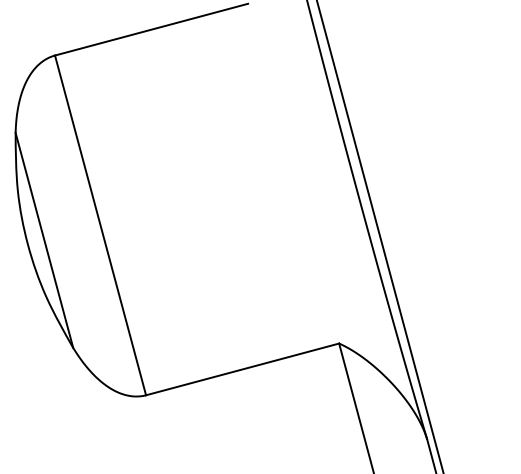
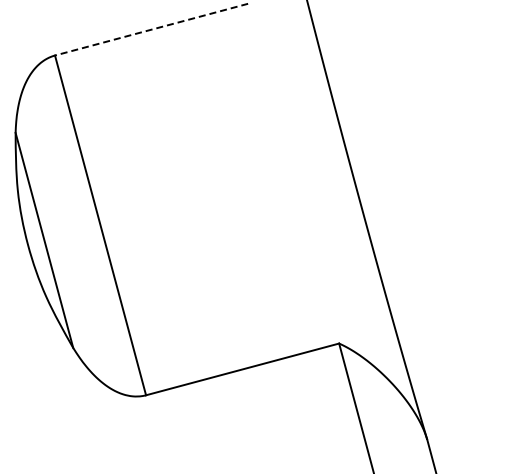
line: solid -> dashed (151, 29)
line: present -> none (379, 236)
